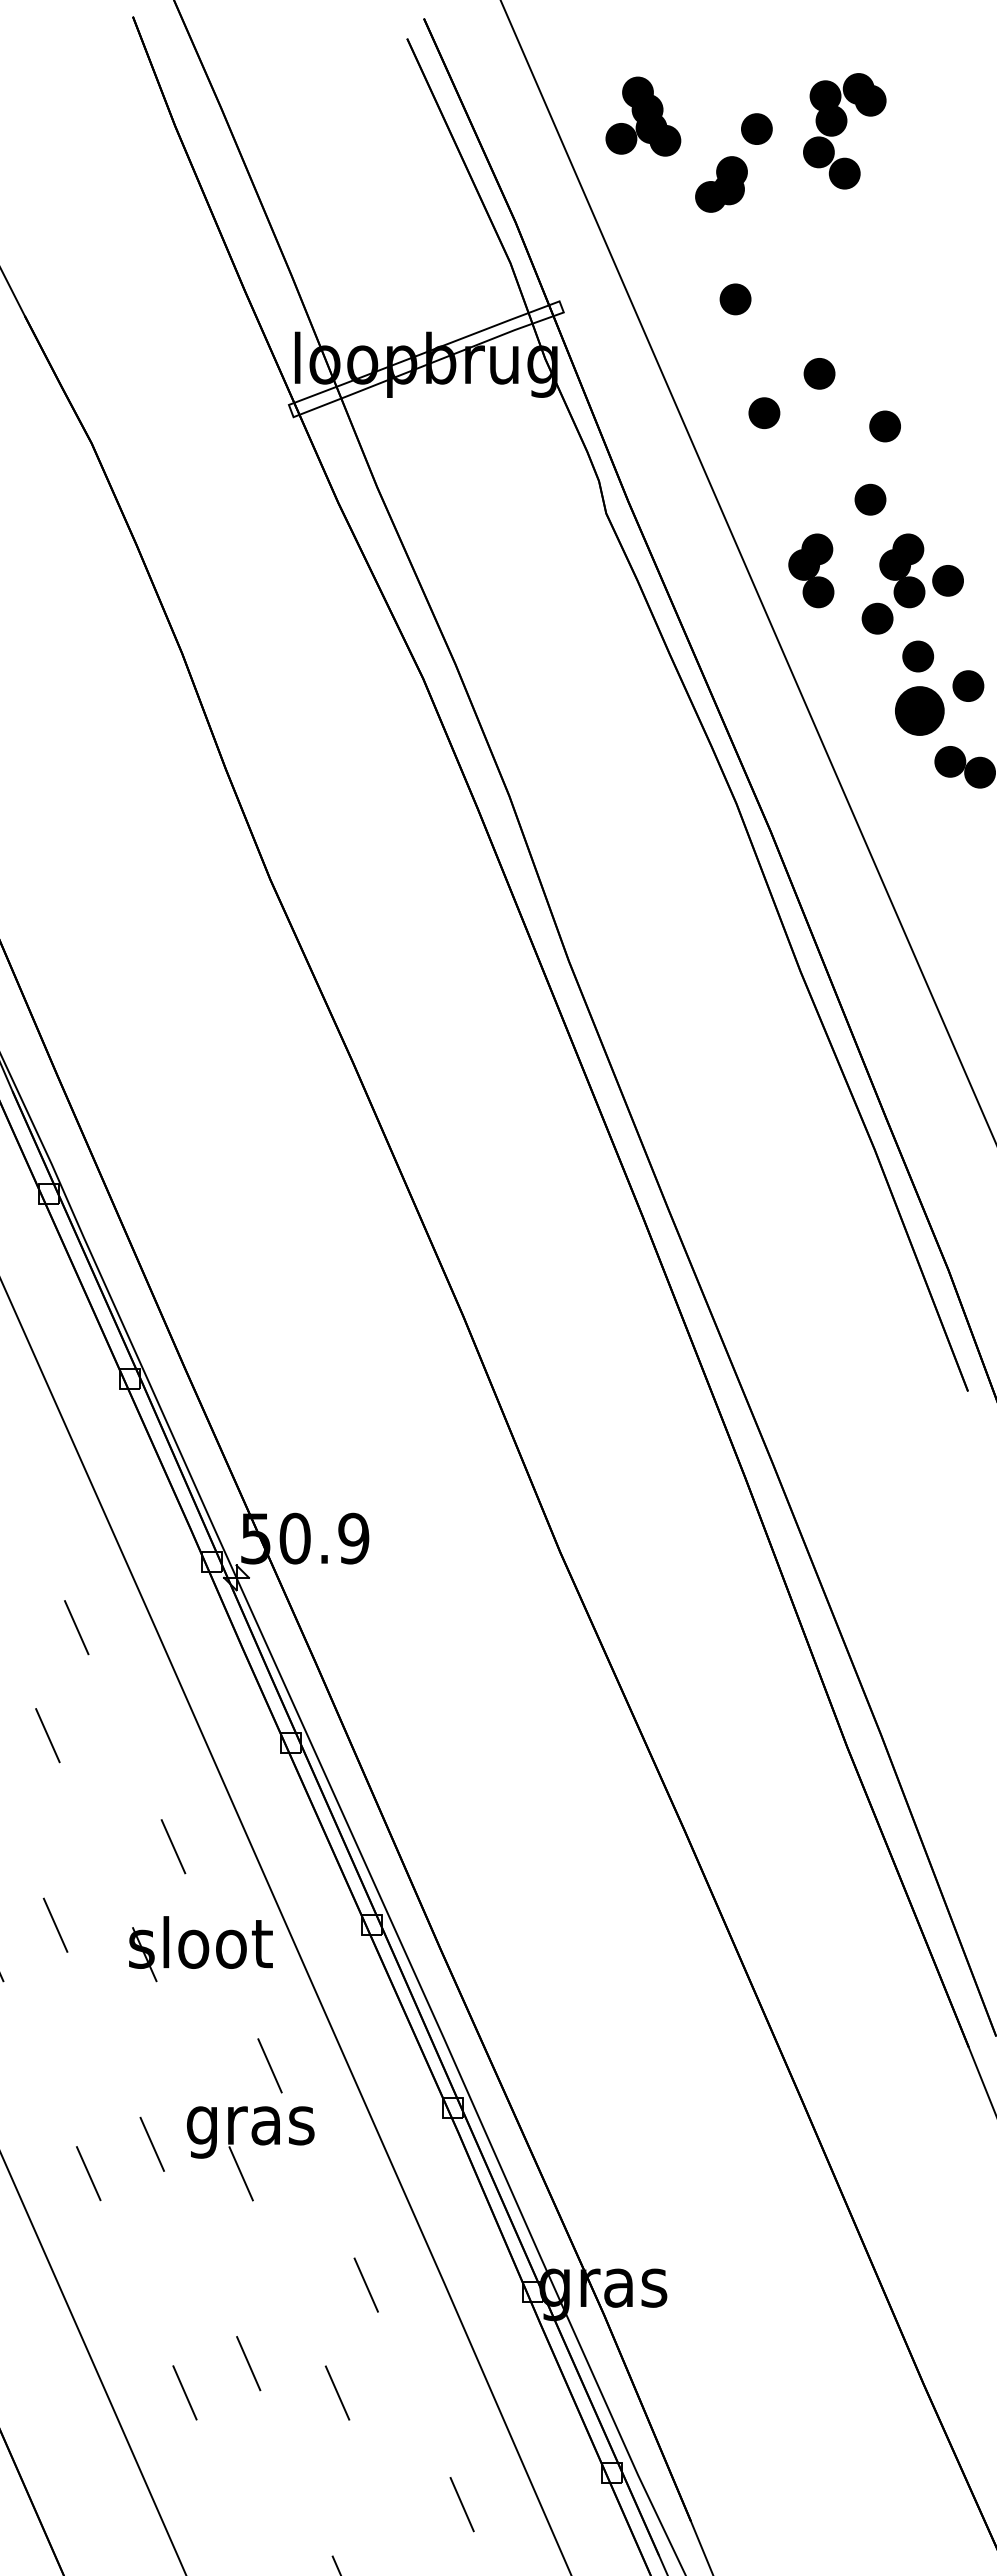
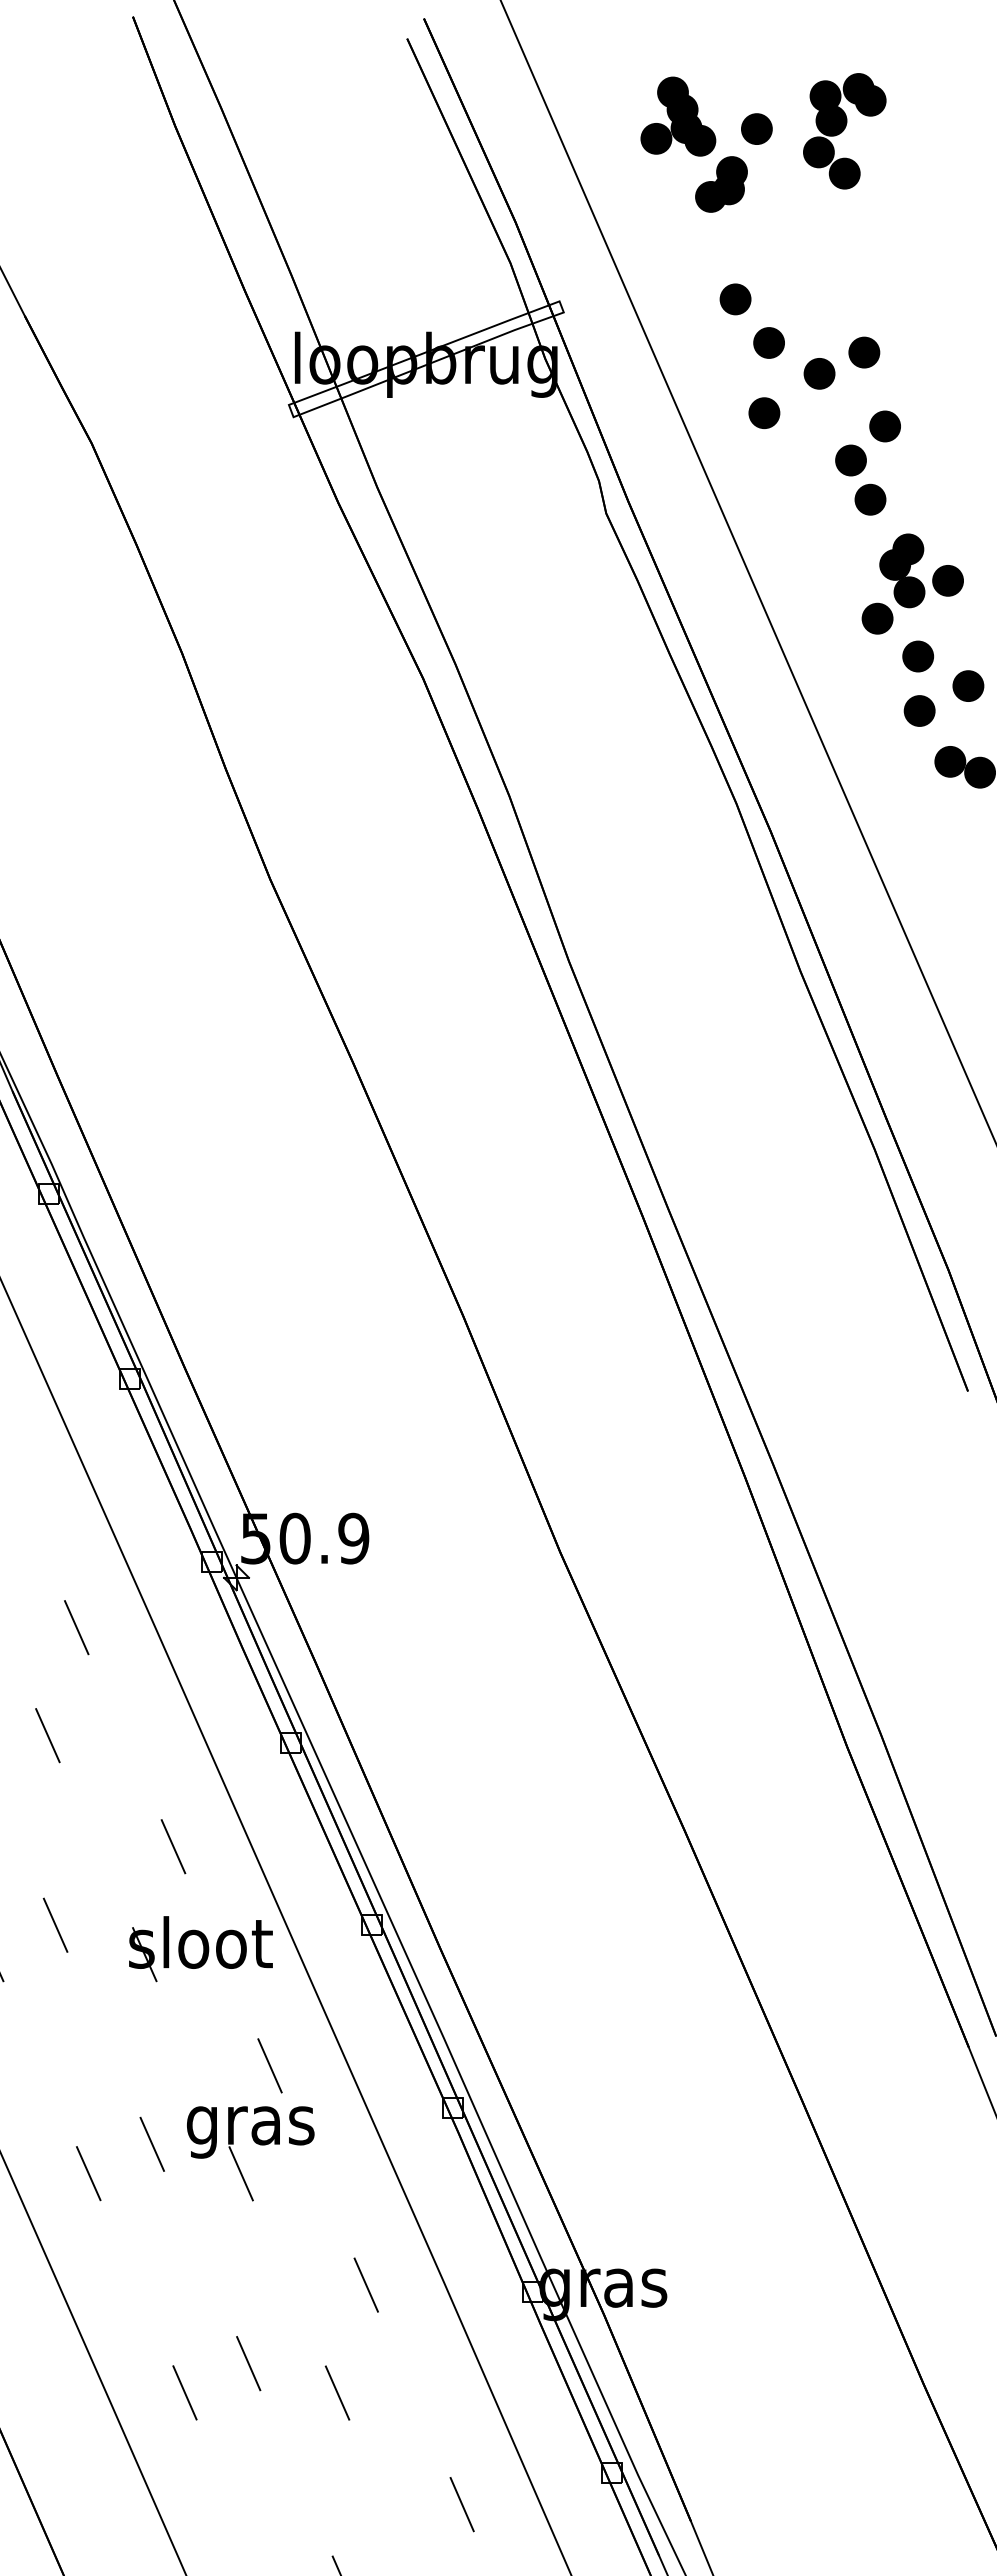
part position: (643, 116) -> (678, 116) (678, 116)
part: none -> present (768, 342)
part: none -> present (864, 352)
part: none -> present (850, 460)
part: present -> none (811, 570)
part size: 50x50 px -> 33x32 px (919, 710)
